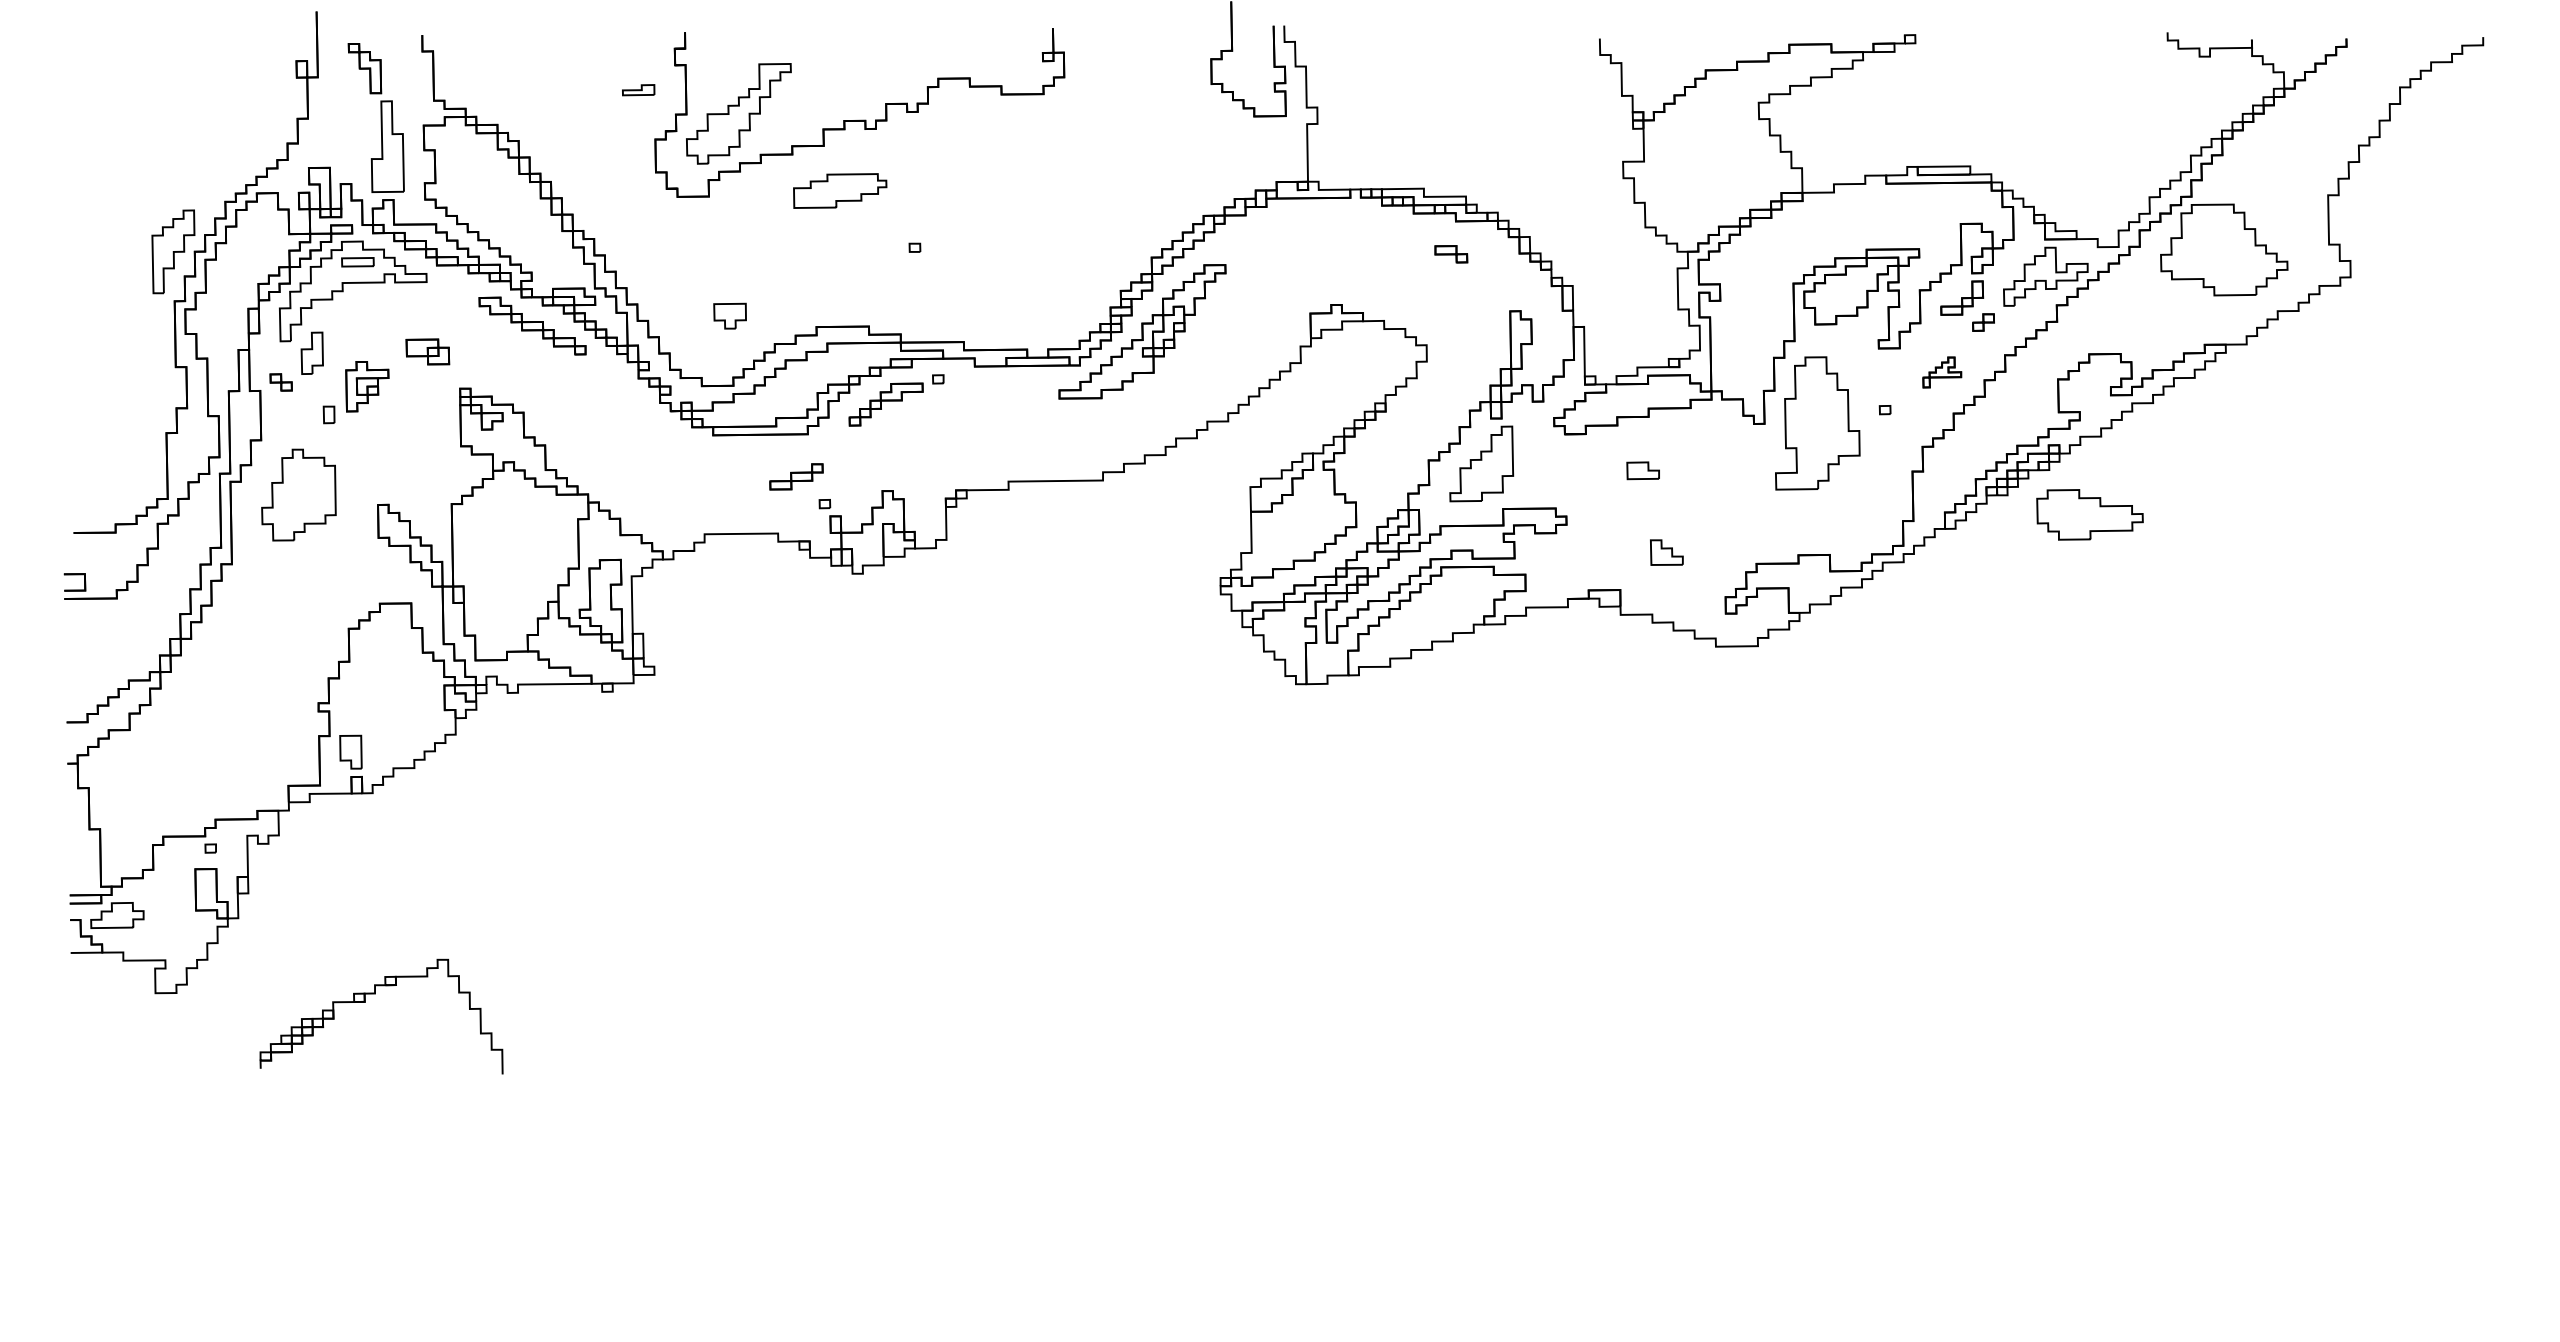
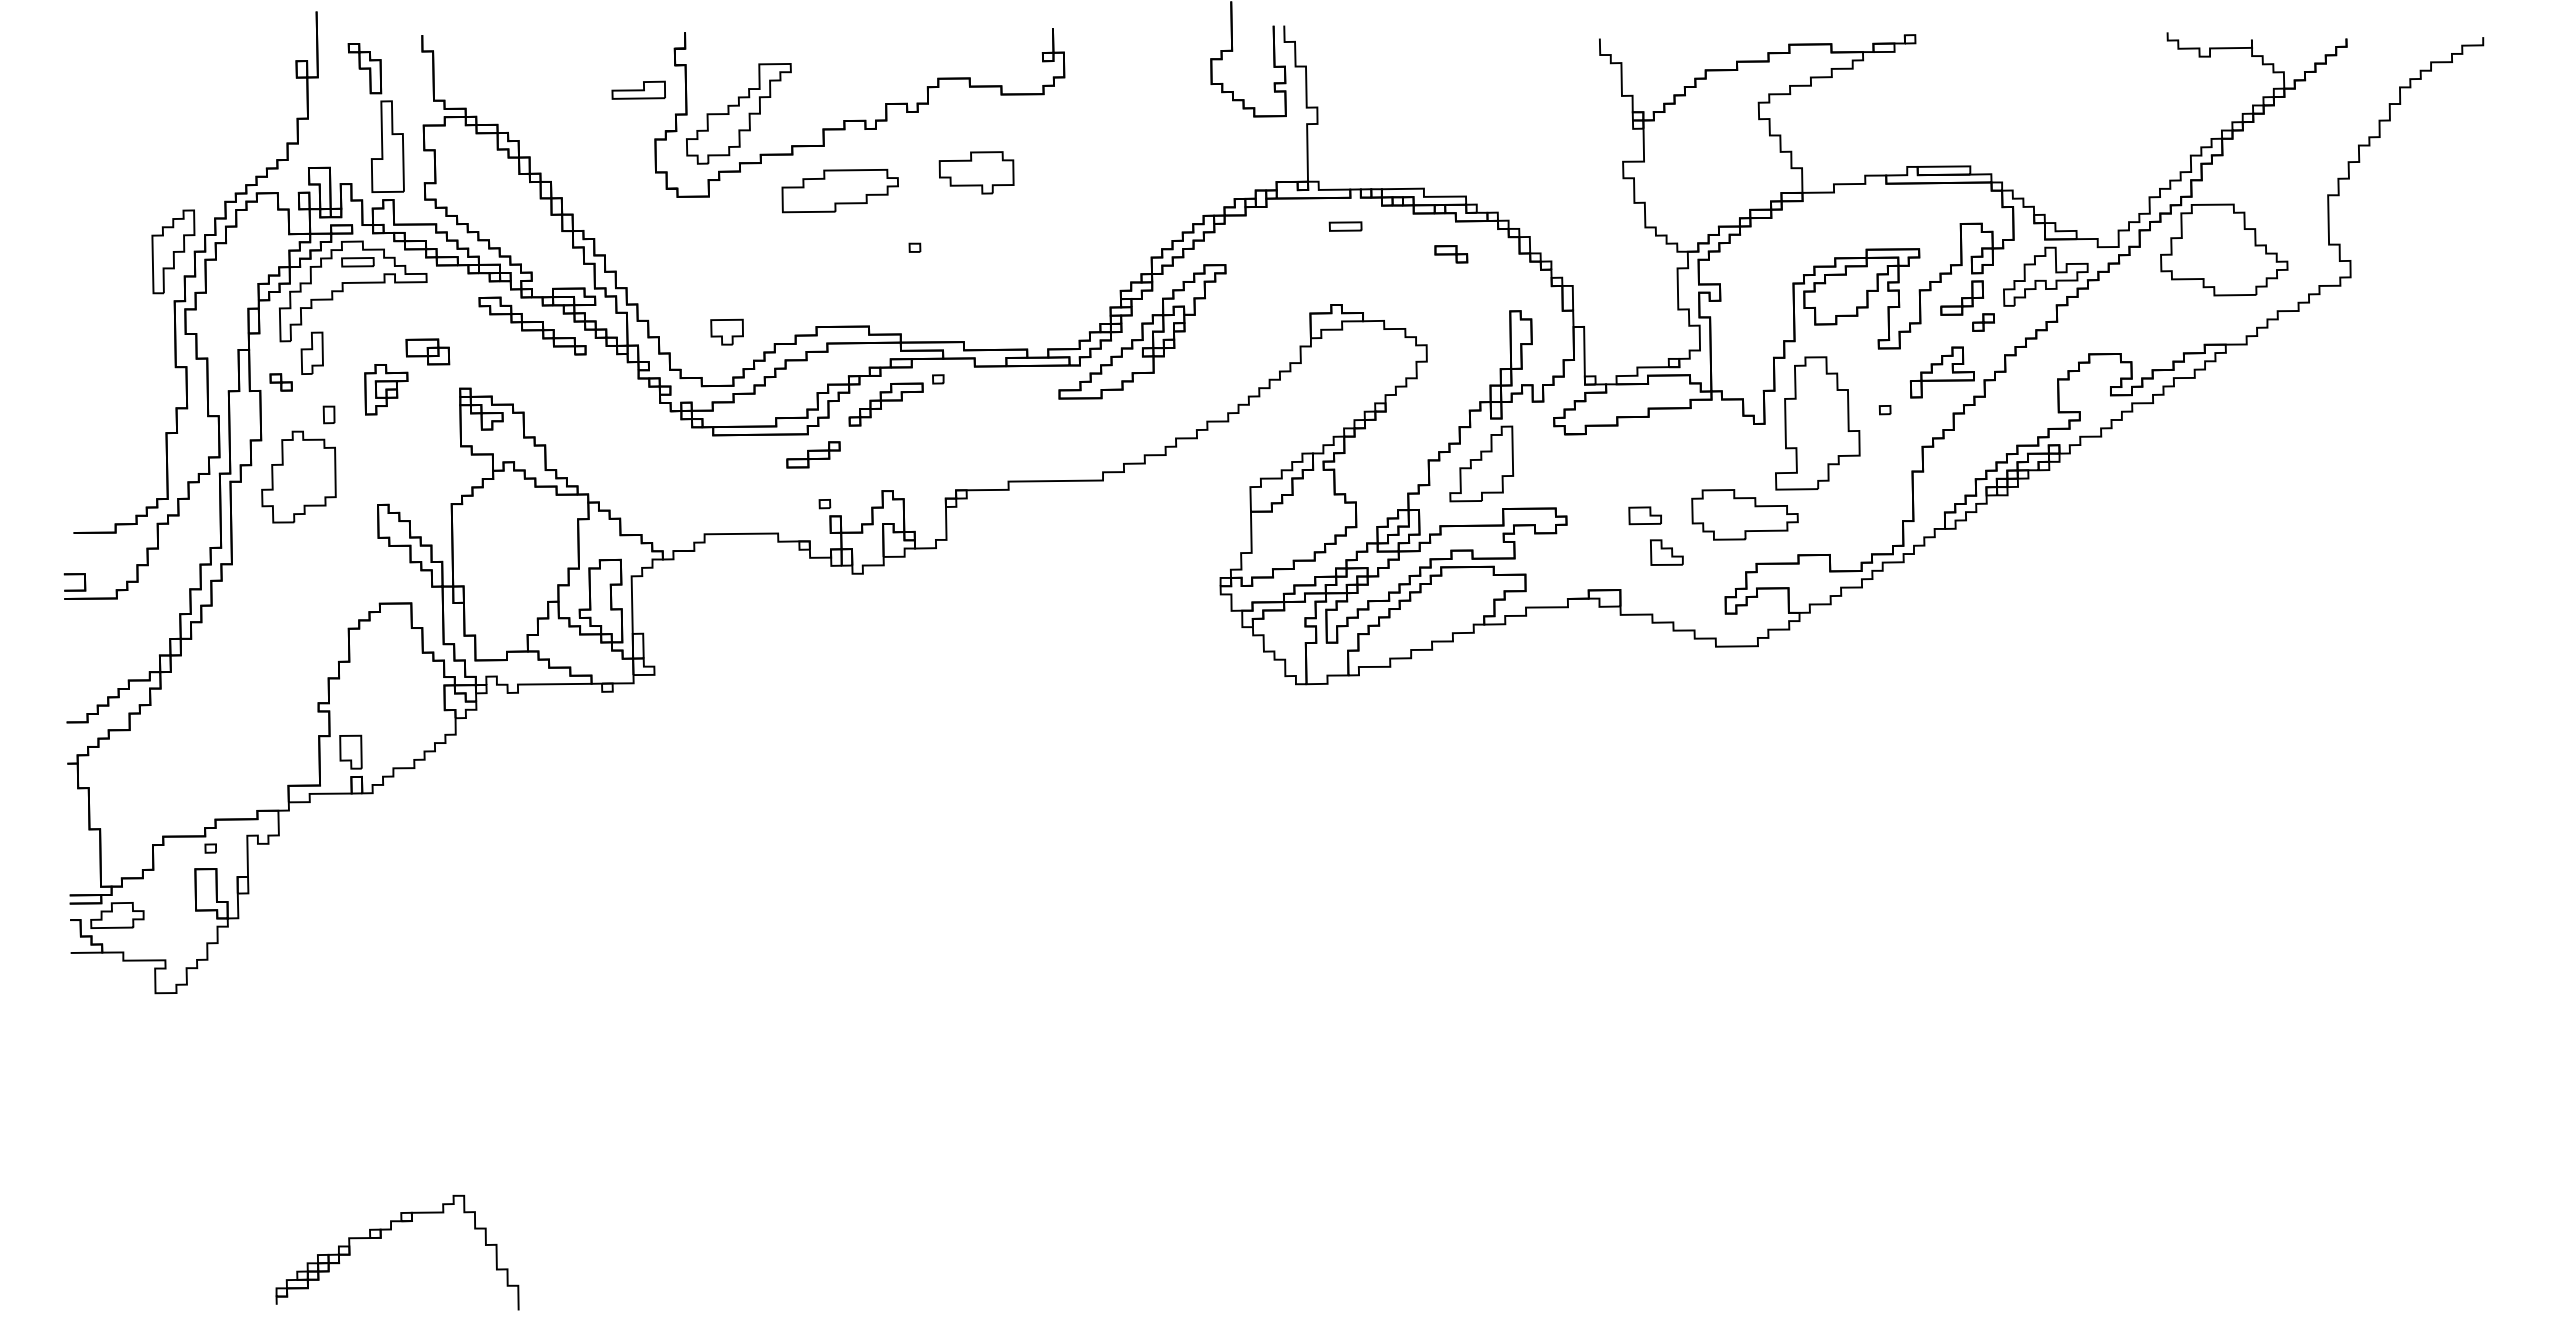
part size: 34x13 px -> 55x20 px (638, 89)
part: none -> present (976, 172)
part size: 95x36 px -> 118x46 px (839, 190)
part: none -> present (1345, 226)
part position: (729, 315) -> (726, 331) (726, 331)
part size: 41x33 px -> 66x53 px (1941, 372)
part position: (367, 386) -> (386, 389) (386, 389)
part position: (1642, 470) -> (1644, 515) (1644, 515)
part position: (796, 476) -> (813, 454) (813, 454)
part position: (298, 494) -> (298, 476) (298, 476)
part position: (2089, 514) -> (1744, 514) (1744, 514)
part position: (365, 1002) -> (381, 1238) (381, 1238)
